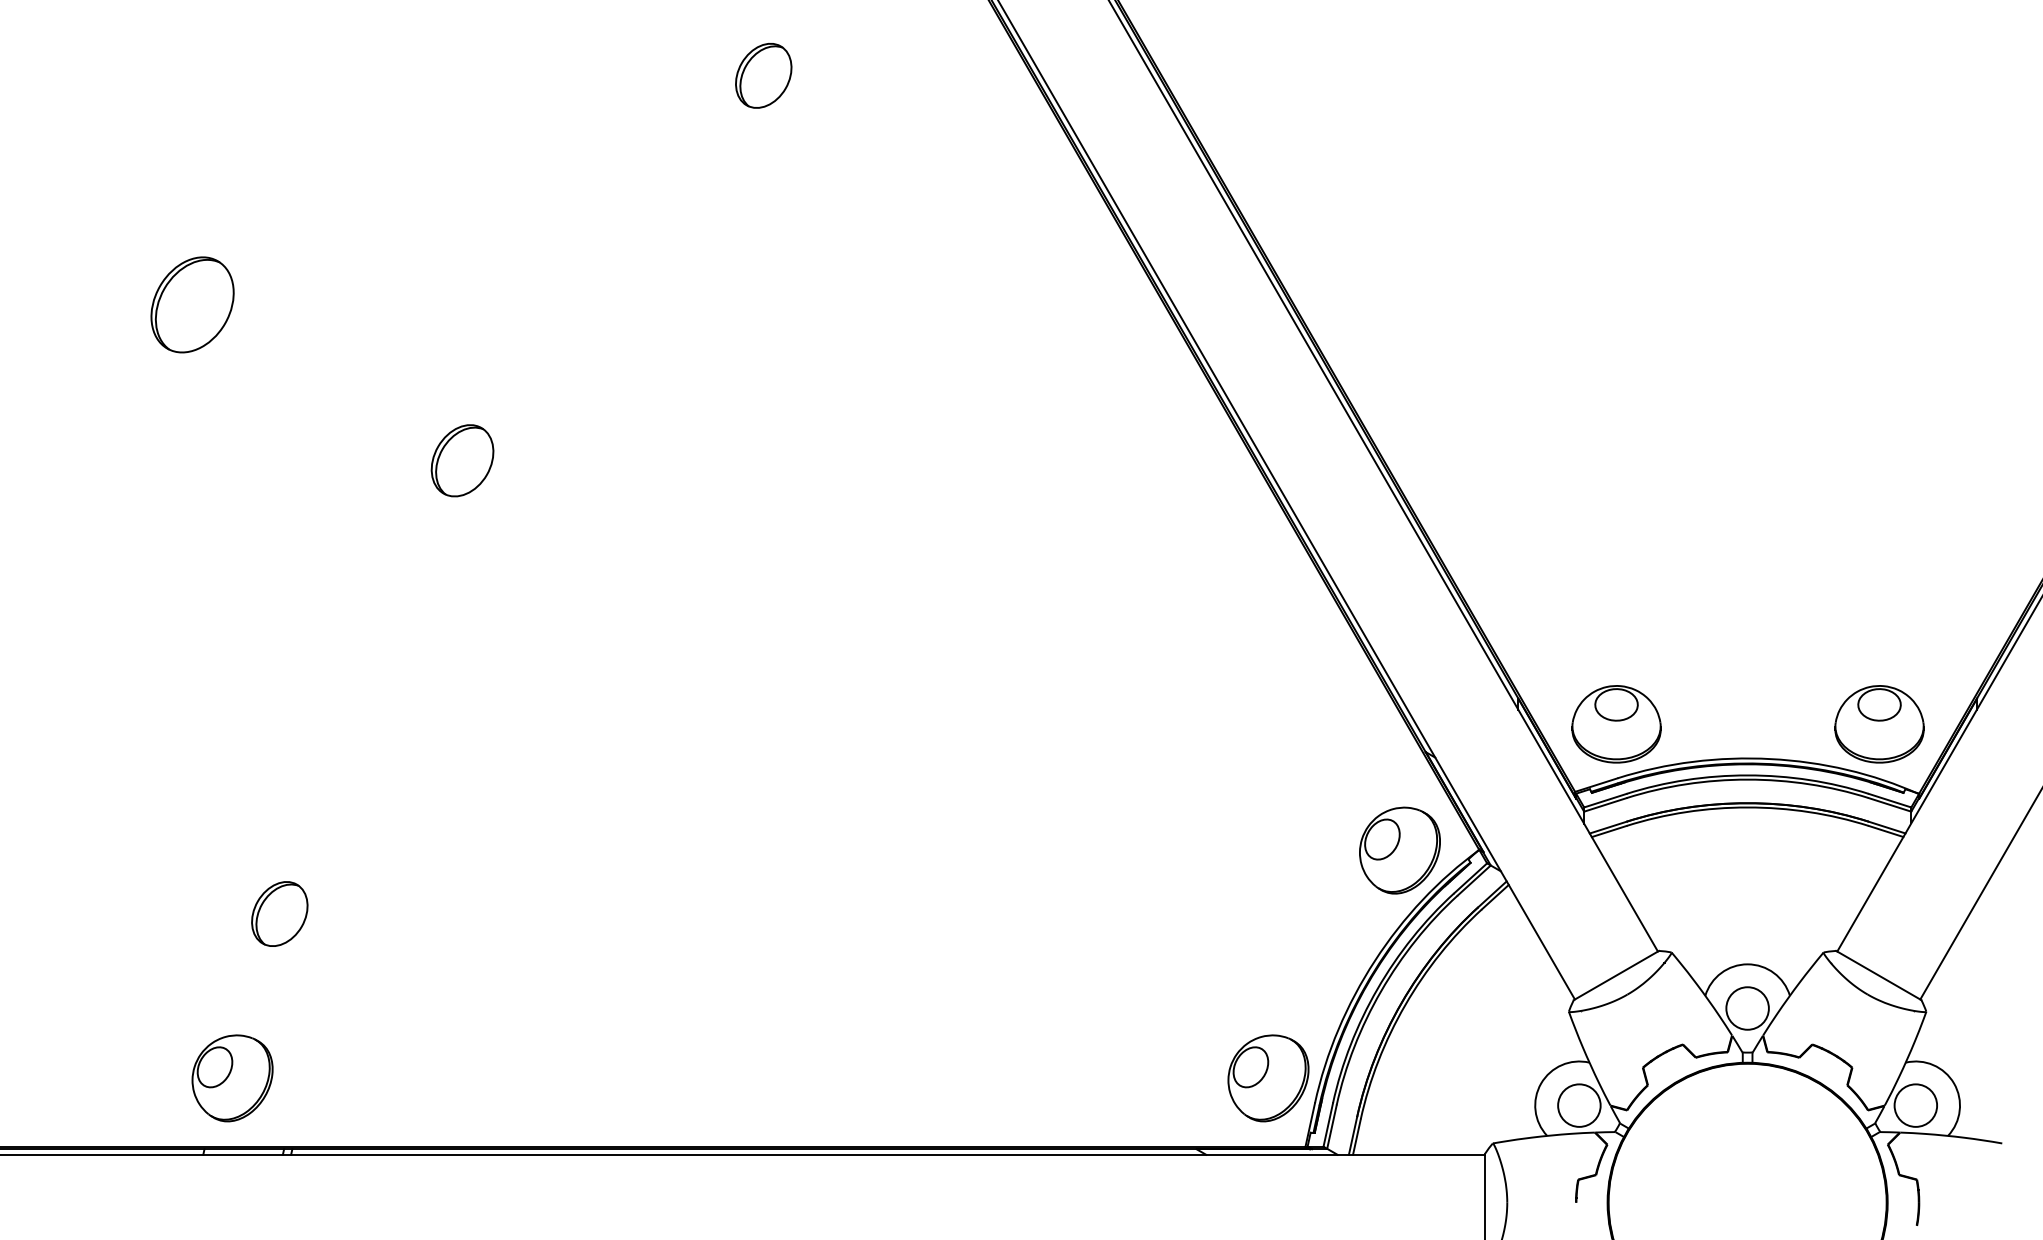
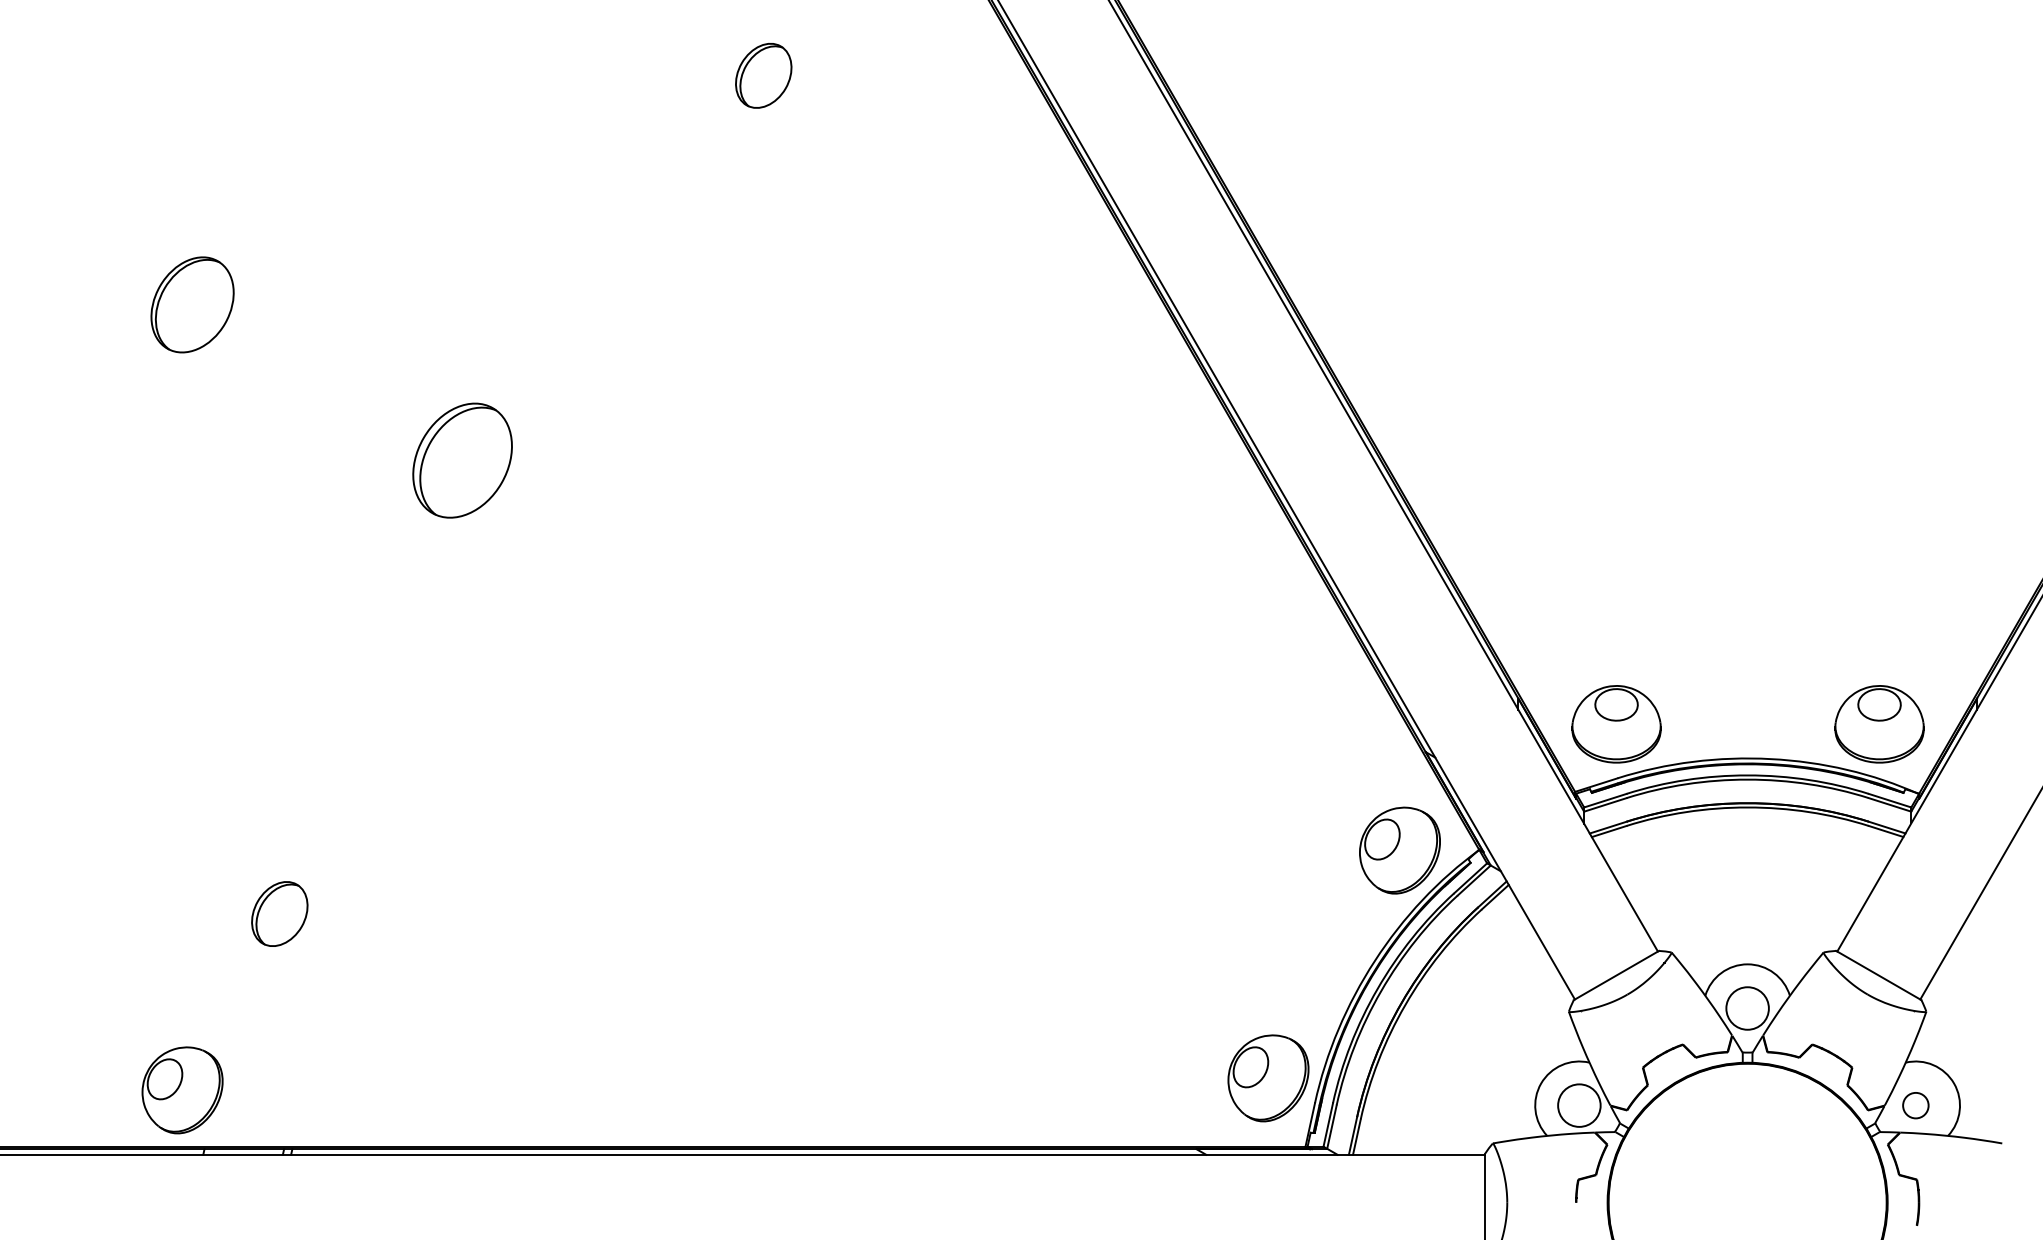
part size: 65x74 px -> 101x117 px (462, 460)
part position: (232, 1078) -> (182, 1090) (182, 1090)
circle diameter: 43 px -> 26 px (1915, 1105)
